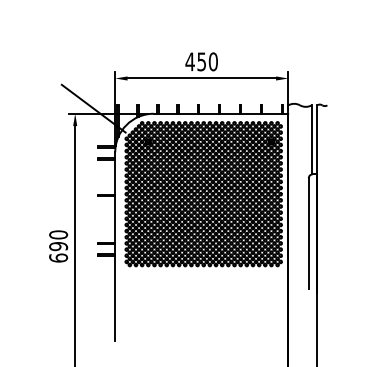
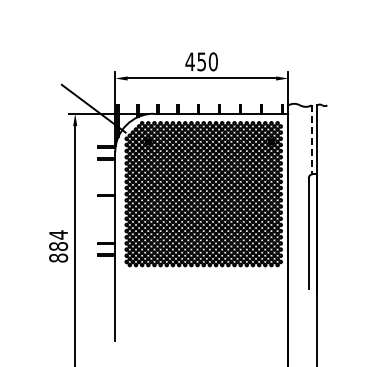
line: solid -> dashed (311, 139)
text: 690 -> 884 (58, 246)
